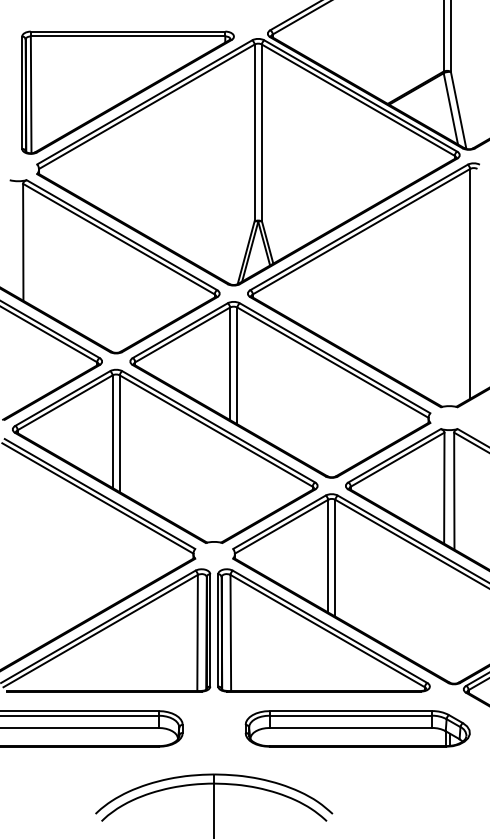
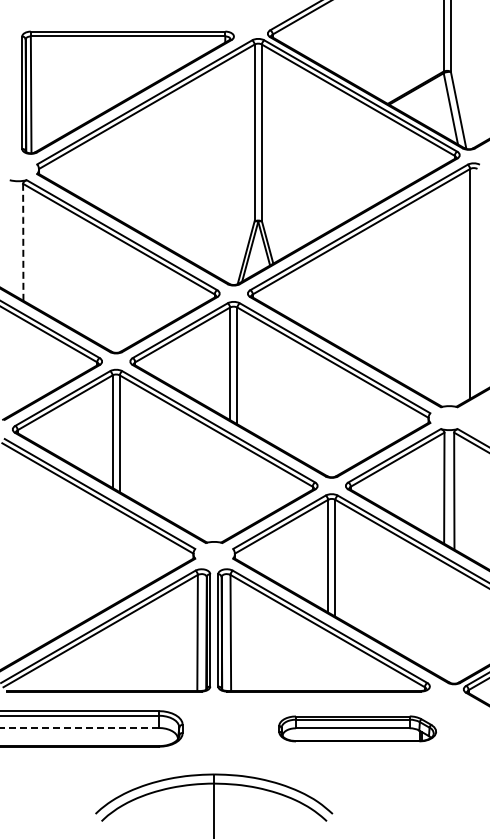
line: solid -> dashed (23, 242)
line: solid -> dashed (79, 727)
part size: 227x38 px -> 159x28 px (357, 728)
